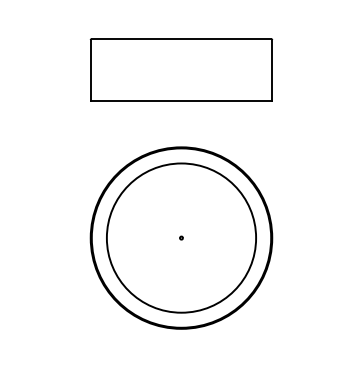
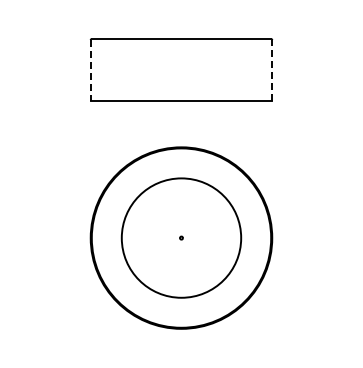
line: solid -> dashed (272, 70)
line: solid -> dashed (90, 71)
circle diameter: 149 px -> 119 px (181, 237)
